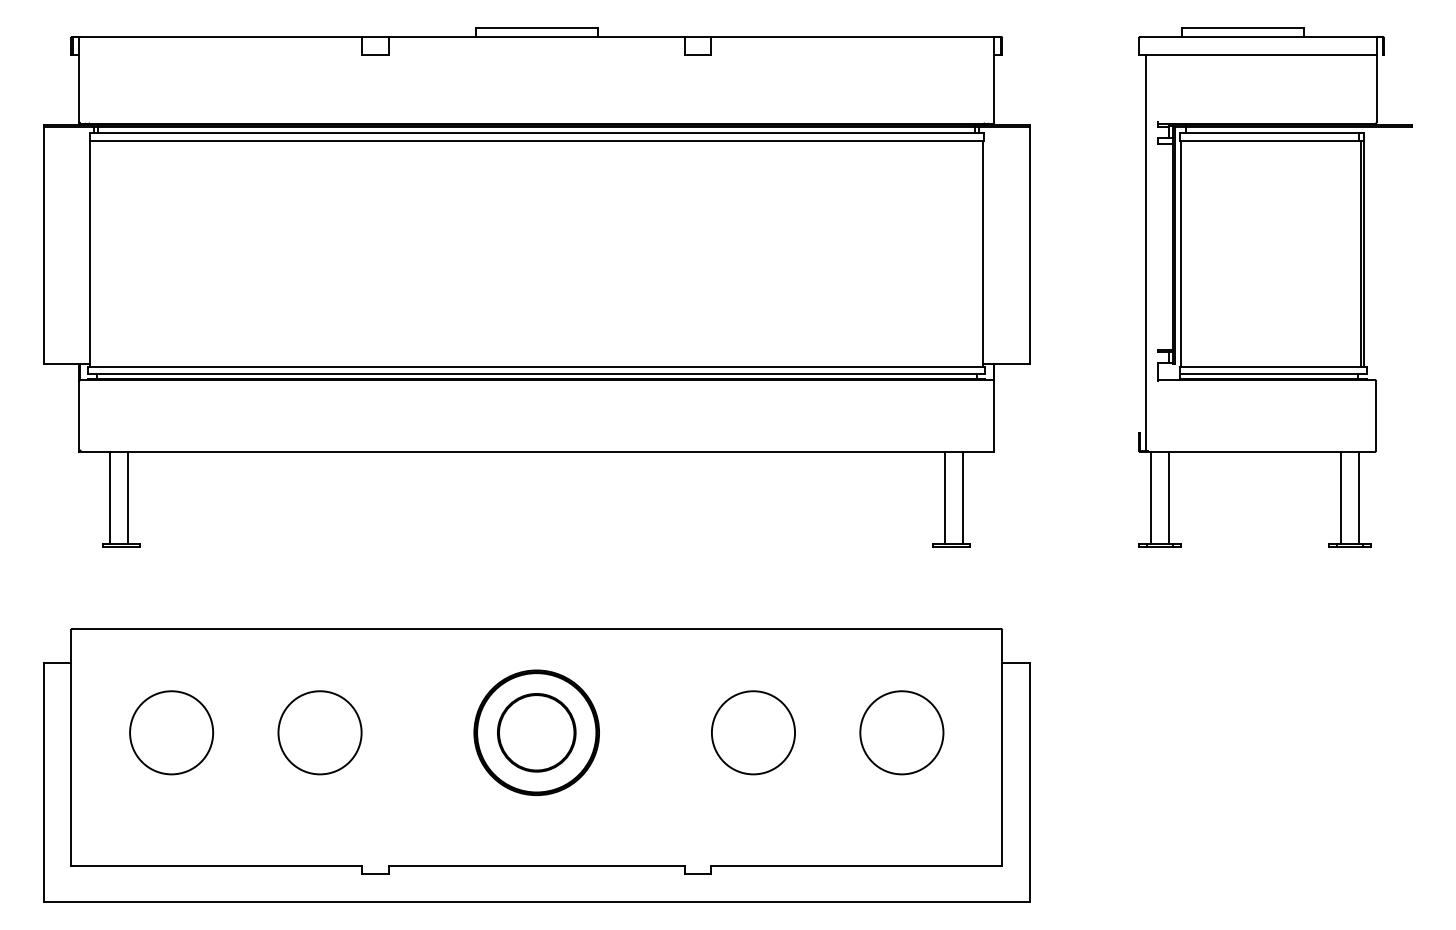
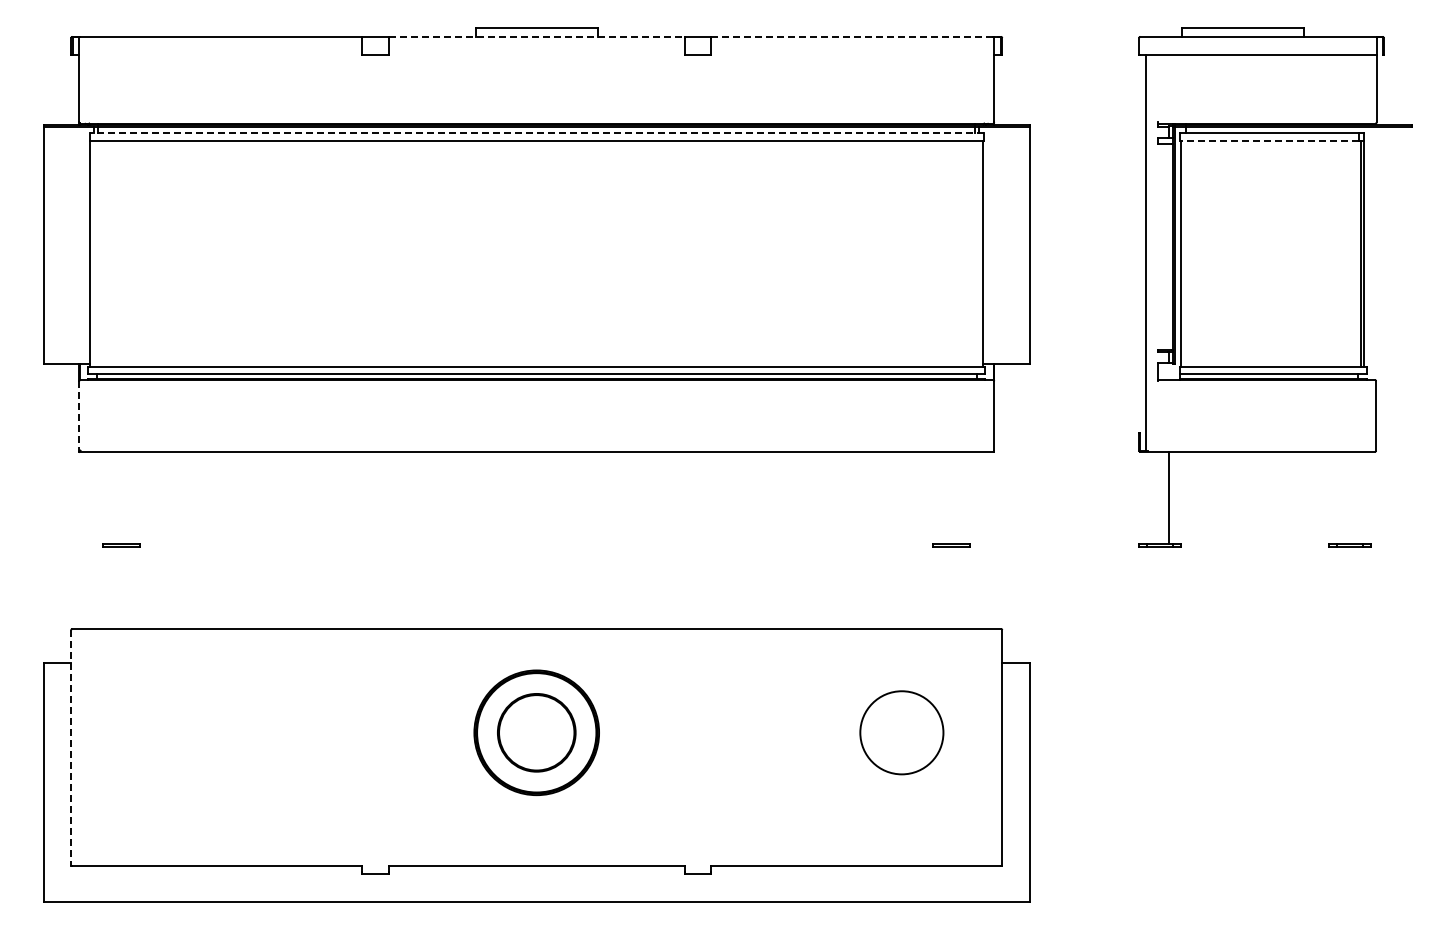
line: solid -> dashed (536, 36)
line: solid -> dashed (856, 36)
line: solid -> dashed (536, 132)
line: solid -> dashed (1269, 141)
line: solid -> dashed (79, 417)
line: present -> none (110, 497)
line: present -> none (128, 497)
line: present -> none (945, 497)
line: present -> none (963, 497)
line: present -> none (1151, 497)
line: present -> none (1341, 497)
line: present -> none (1358, 497)
circle: present -> none (171, 732)
circle: present -> none (319, 732)
circle: present -> none (753, 732)
line: solid -> dashed (71, 748)
